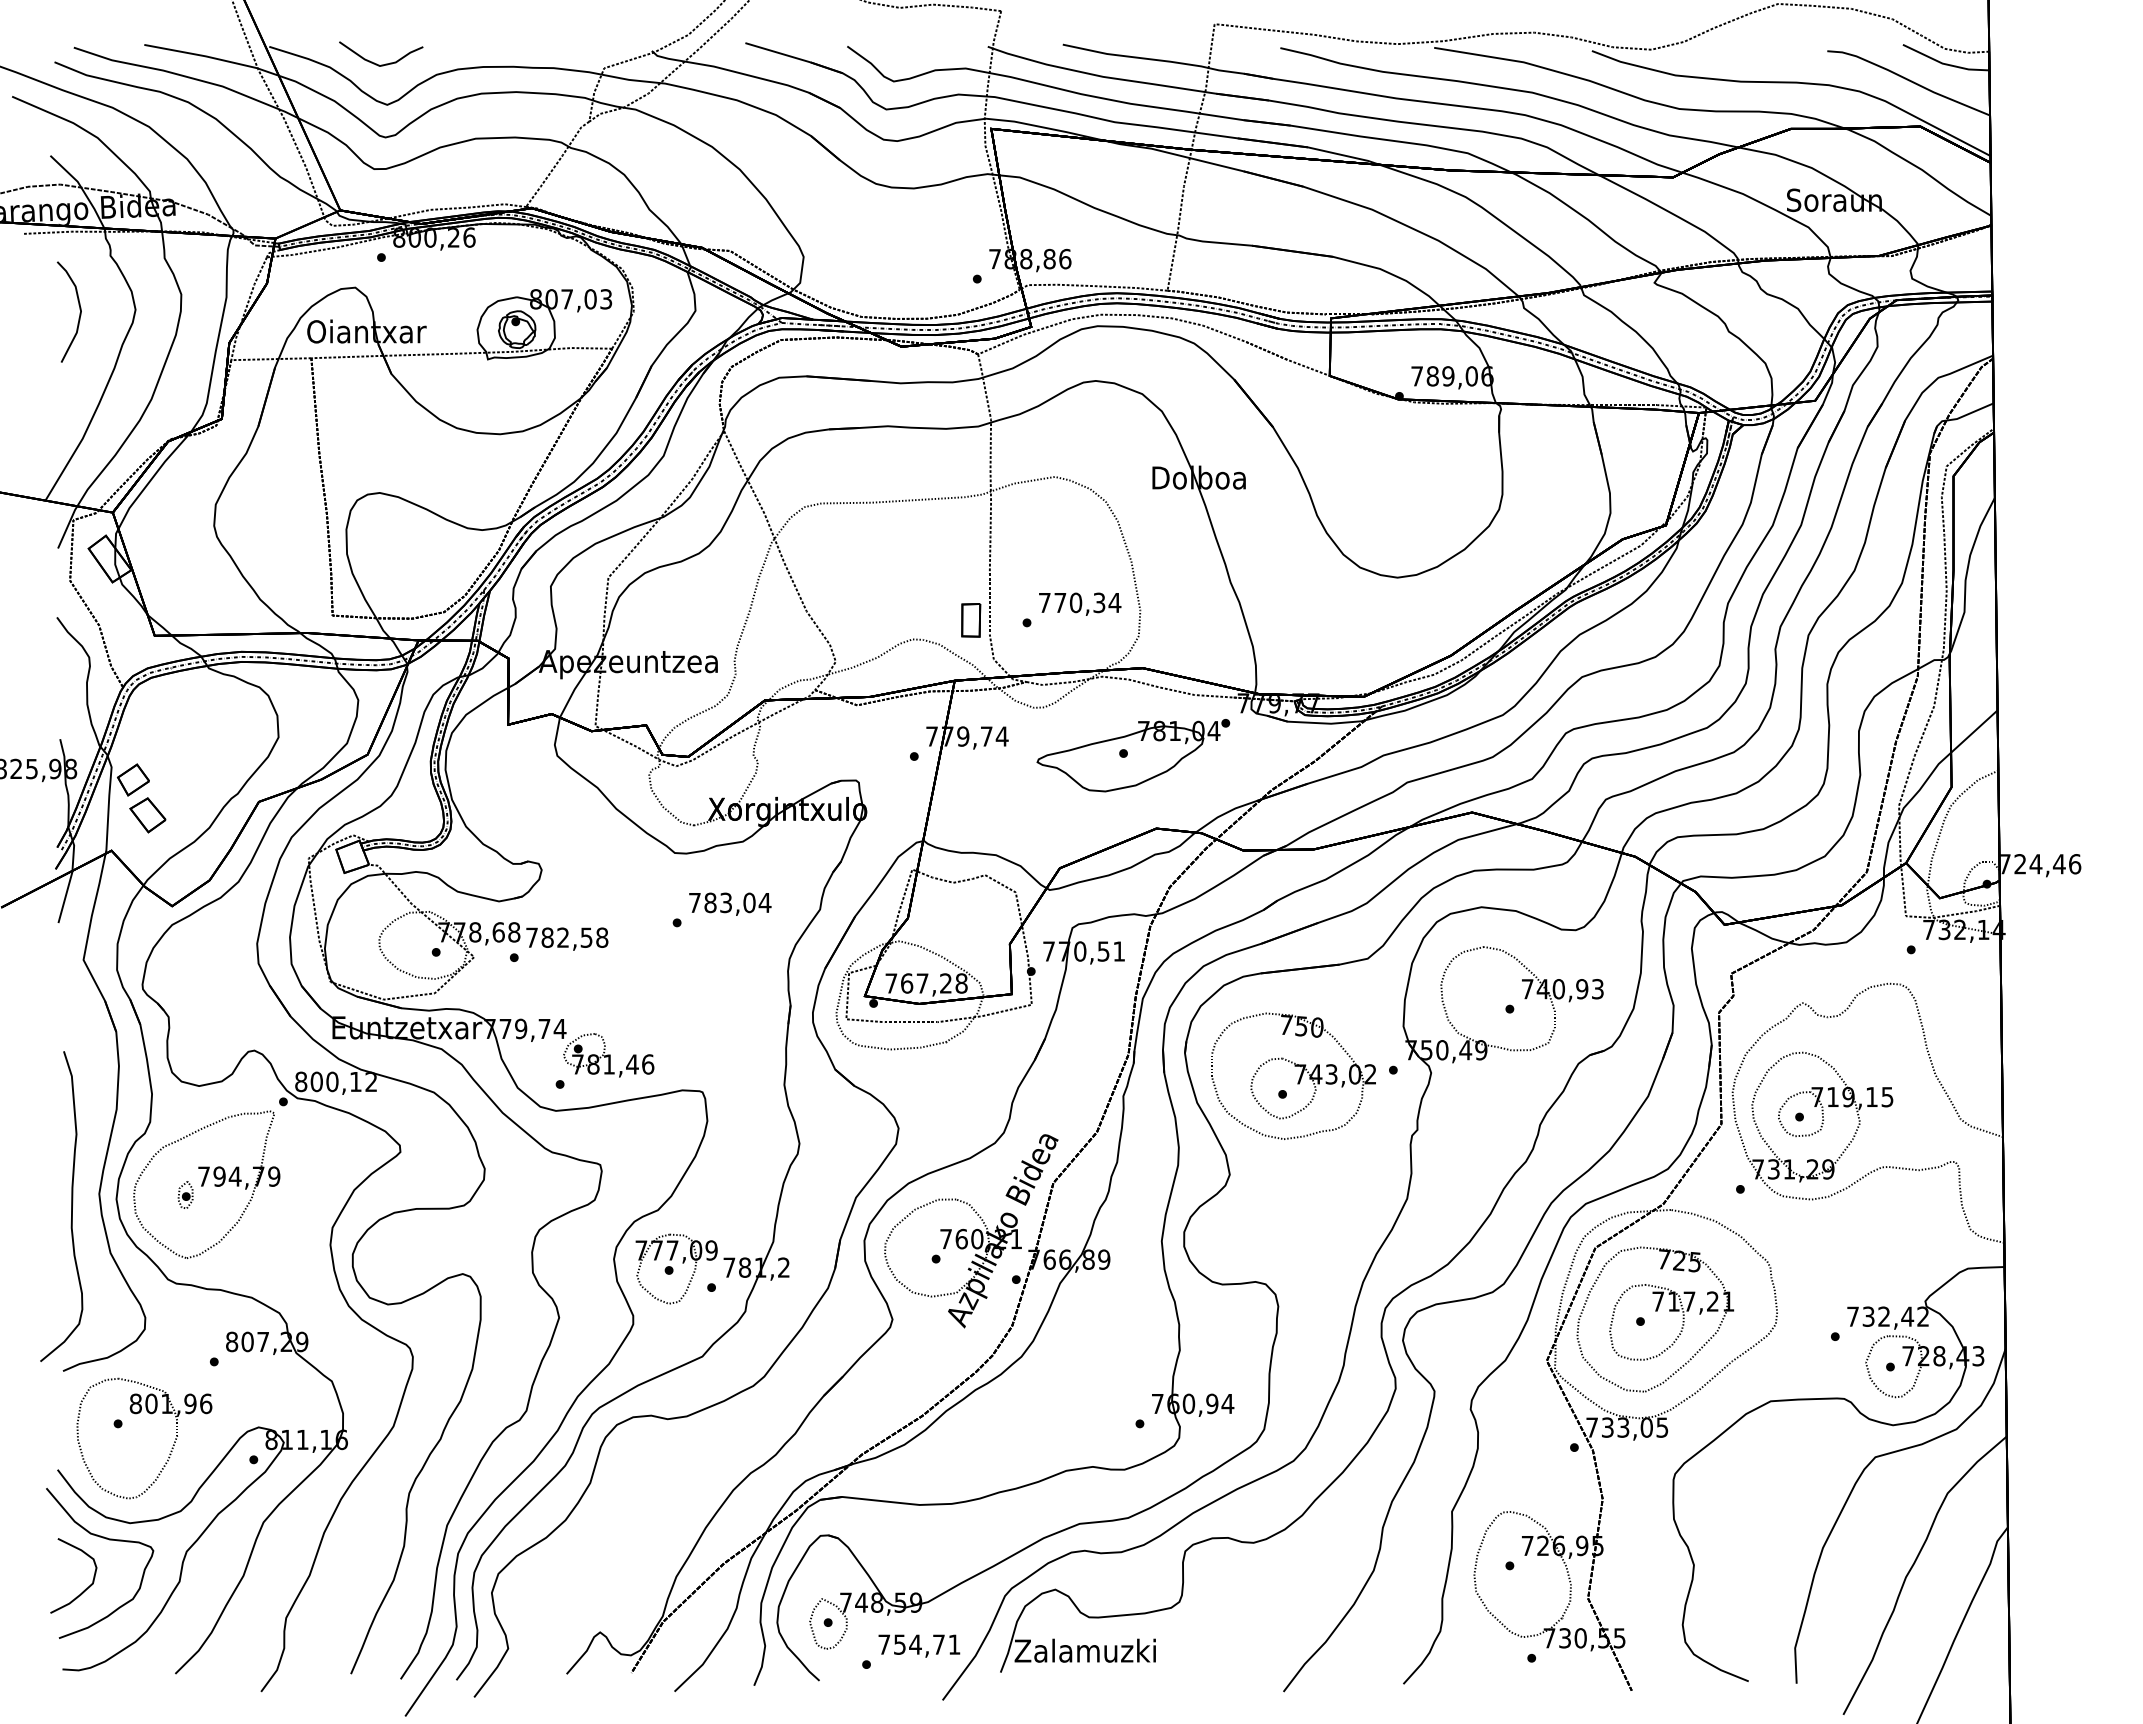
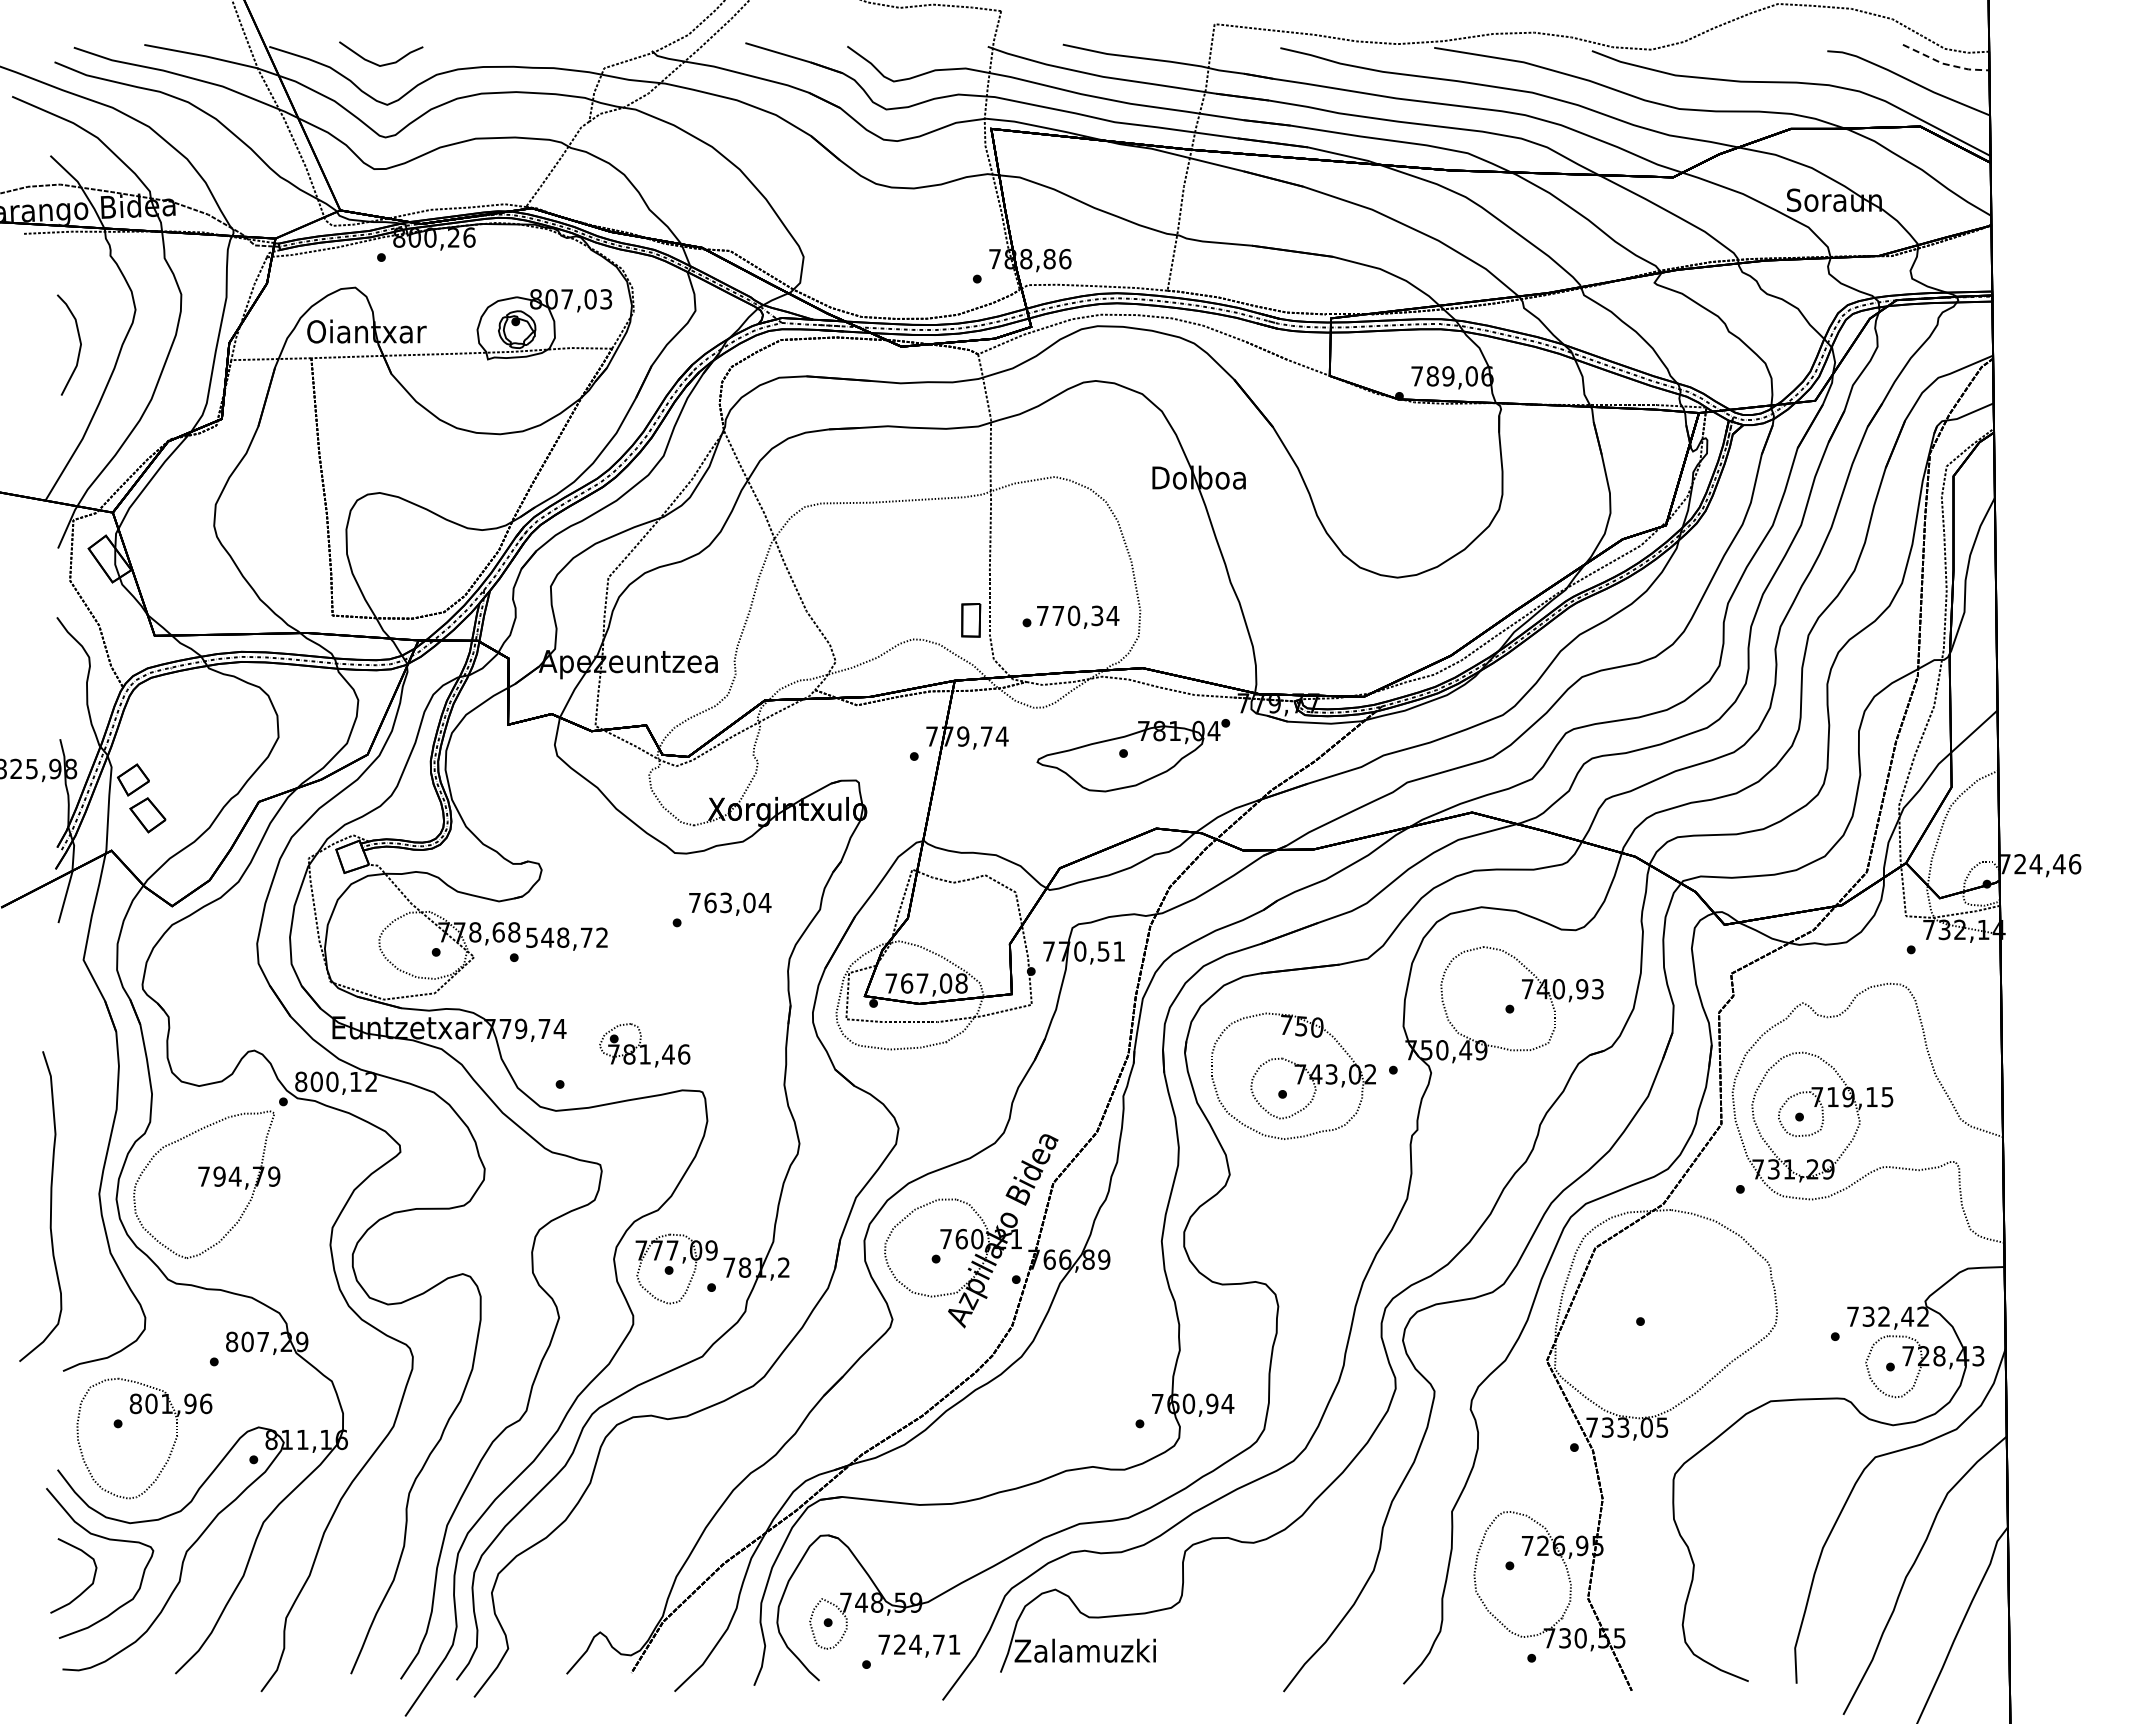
line: solid -> dashed (1944, 64)
curve position: (79, 309) -> (79, 342) (79, 342)
text position: (1080, 603) -> (1078, 616) (1078, 616)
text: 783,04 -> 763,04 (710, 902)
text: 782,58 -> 548,72 (567, 937)
text: 767,28 -> 767,08 (946, 983)
part position: (608, 1055) -> (644, 1045) (644, 1045)
part: present -> none (185, 1194)
curve position: (71, 1206) -> (50, 1206) (50, 1206)
part: present -> none (1655, 1311)
text: 754,71 -> 724,71 (899, 1644)
